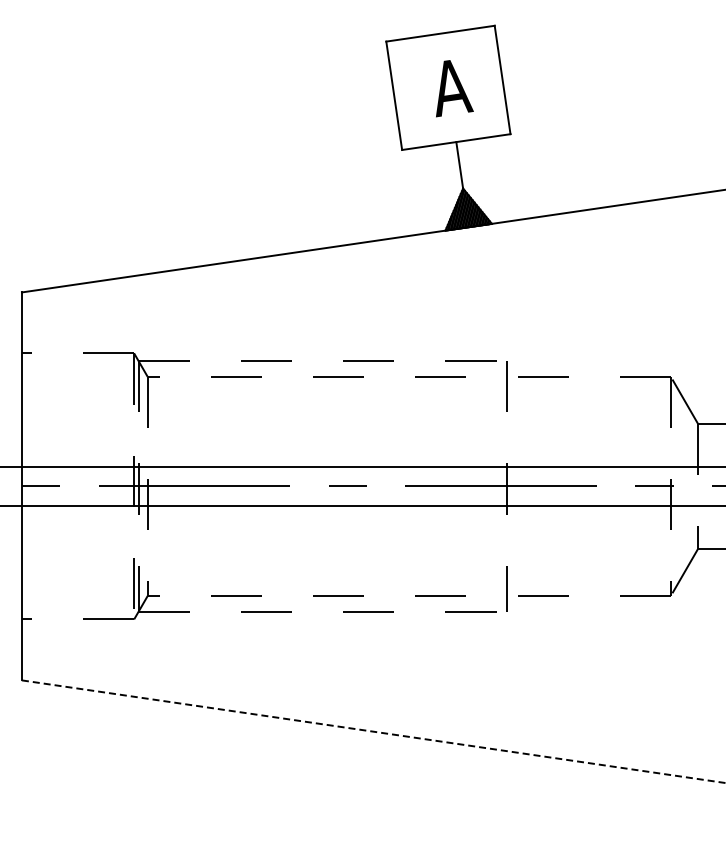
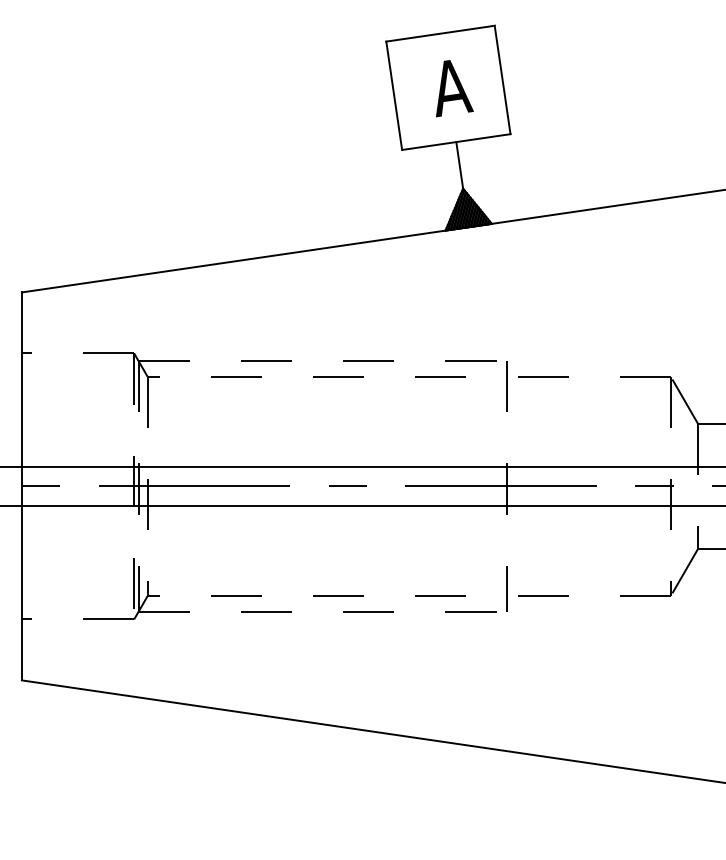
line: dashed -> solid (374, 731)
